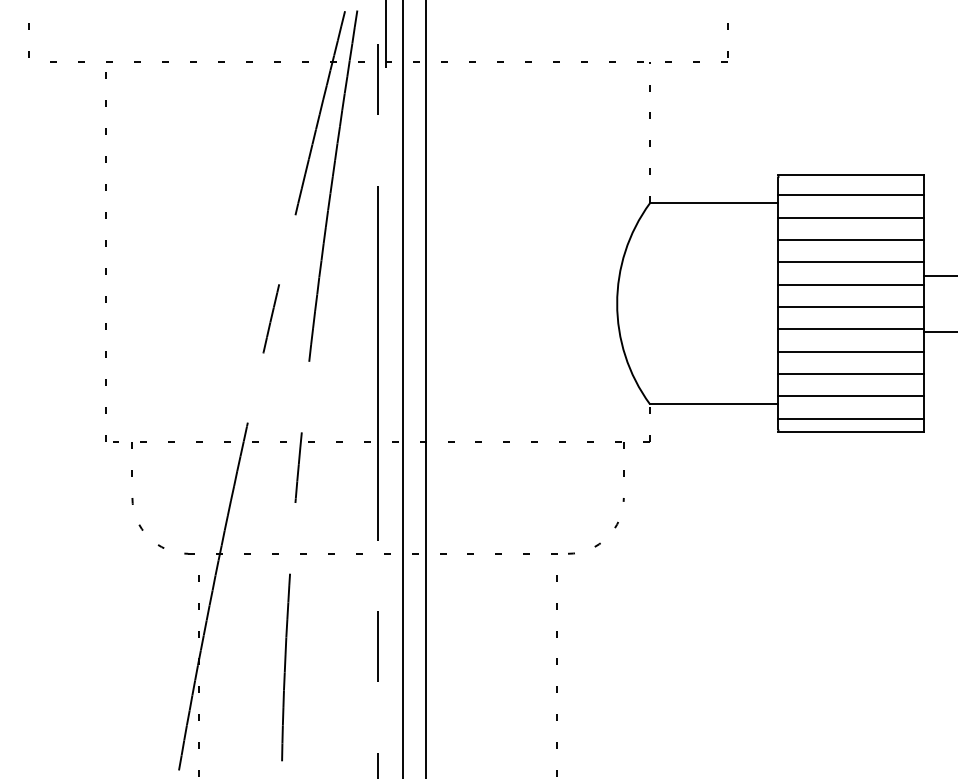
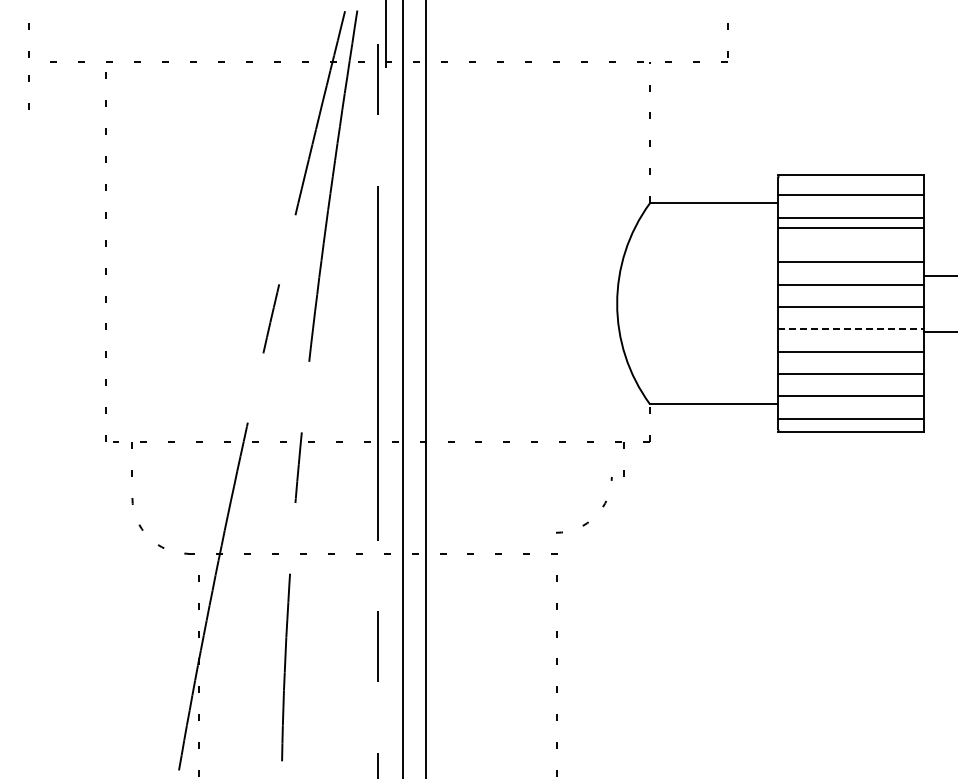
line: none -> present (28, 81)
line position: (850, 239) -> (850, 227) (850, 227)
line: solid -> dashed (851, 329)
arc position: (599, 542) -> (587, 521) (587, 521)
